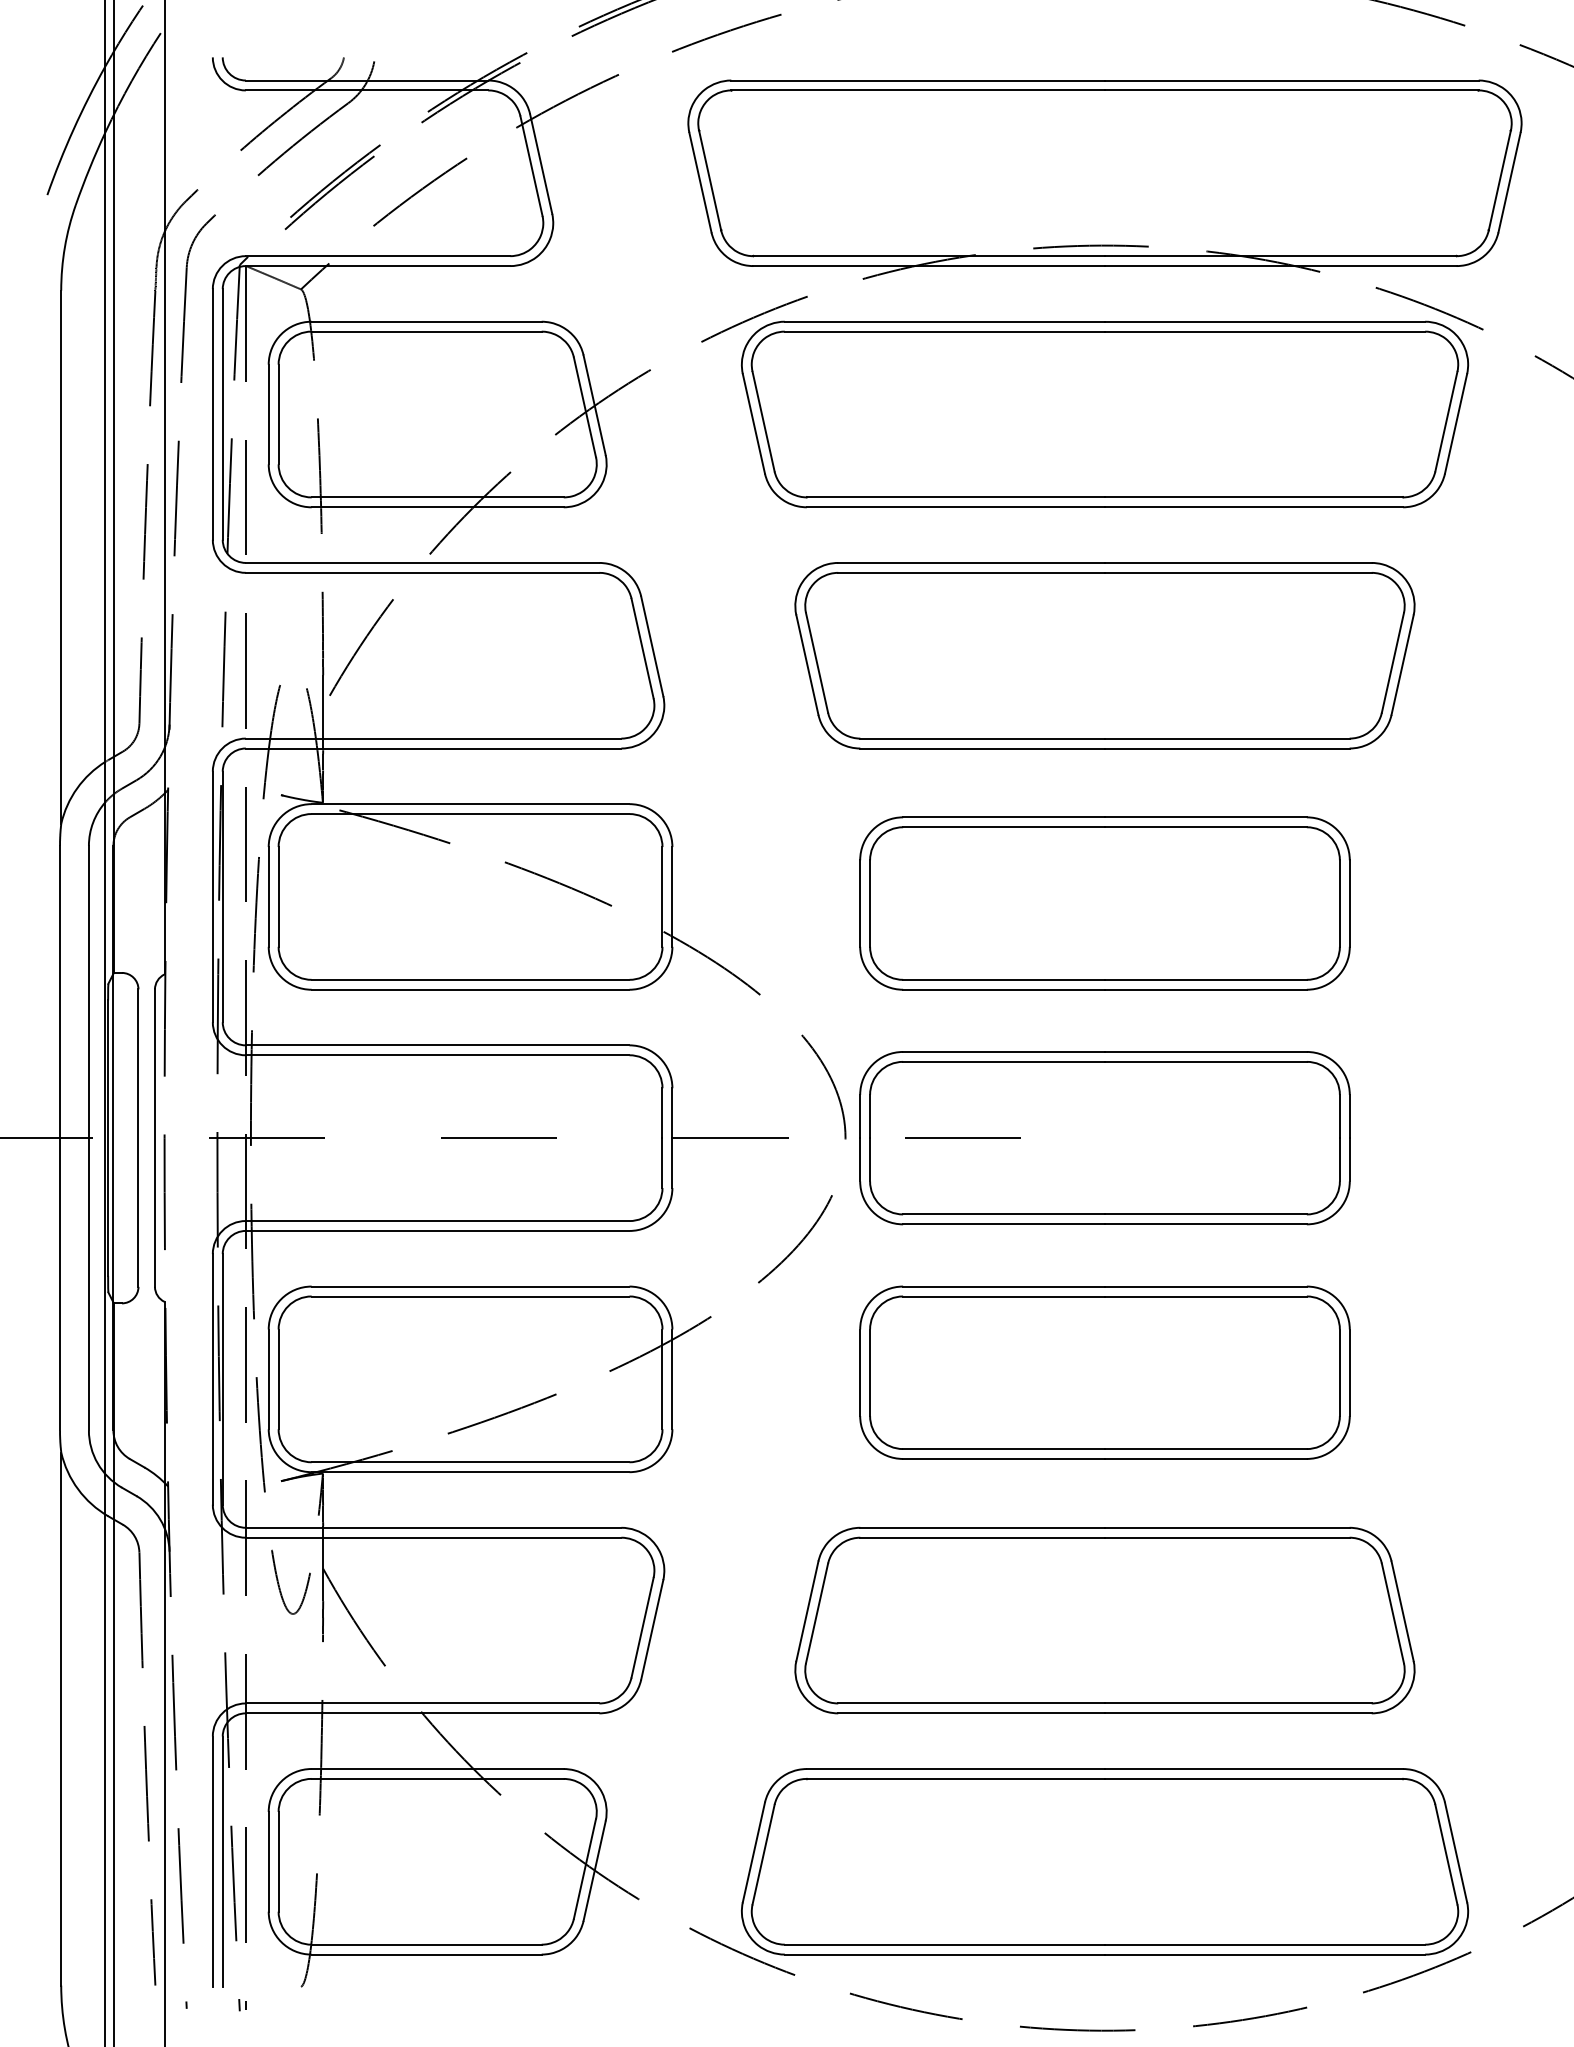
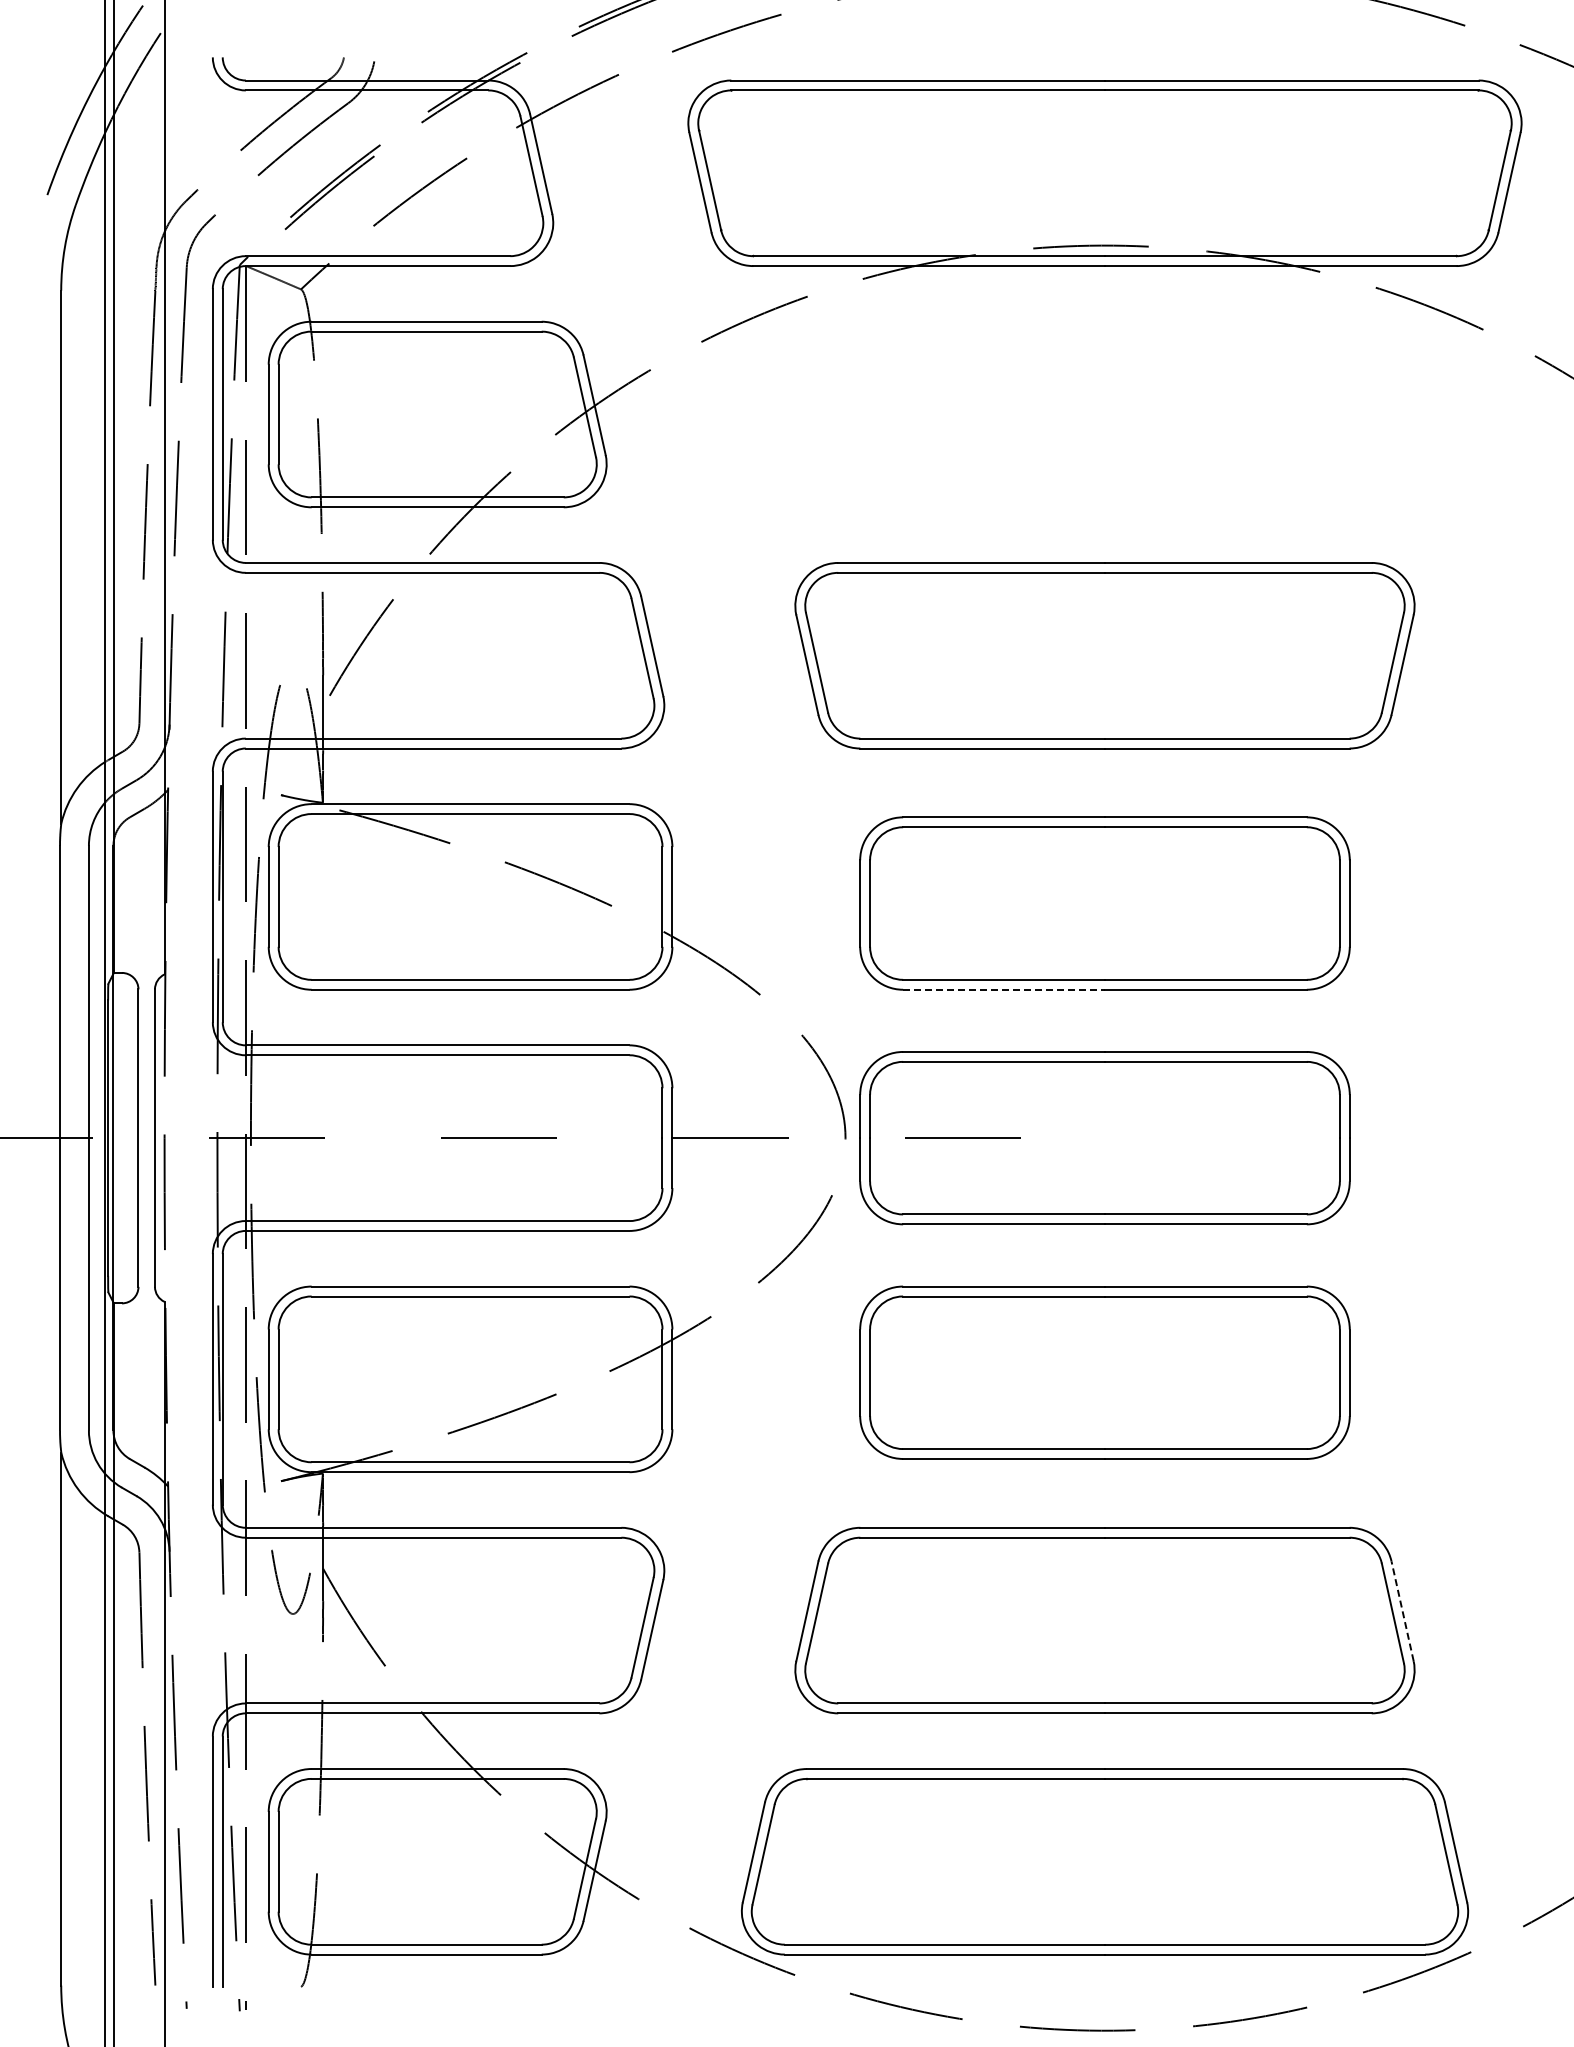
part: present -> none (1105, 414)
line: solid -> dashed (1004, 989)
line: solid -> dashed (1402, 1610)
